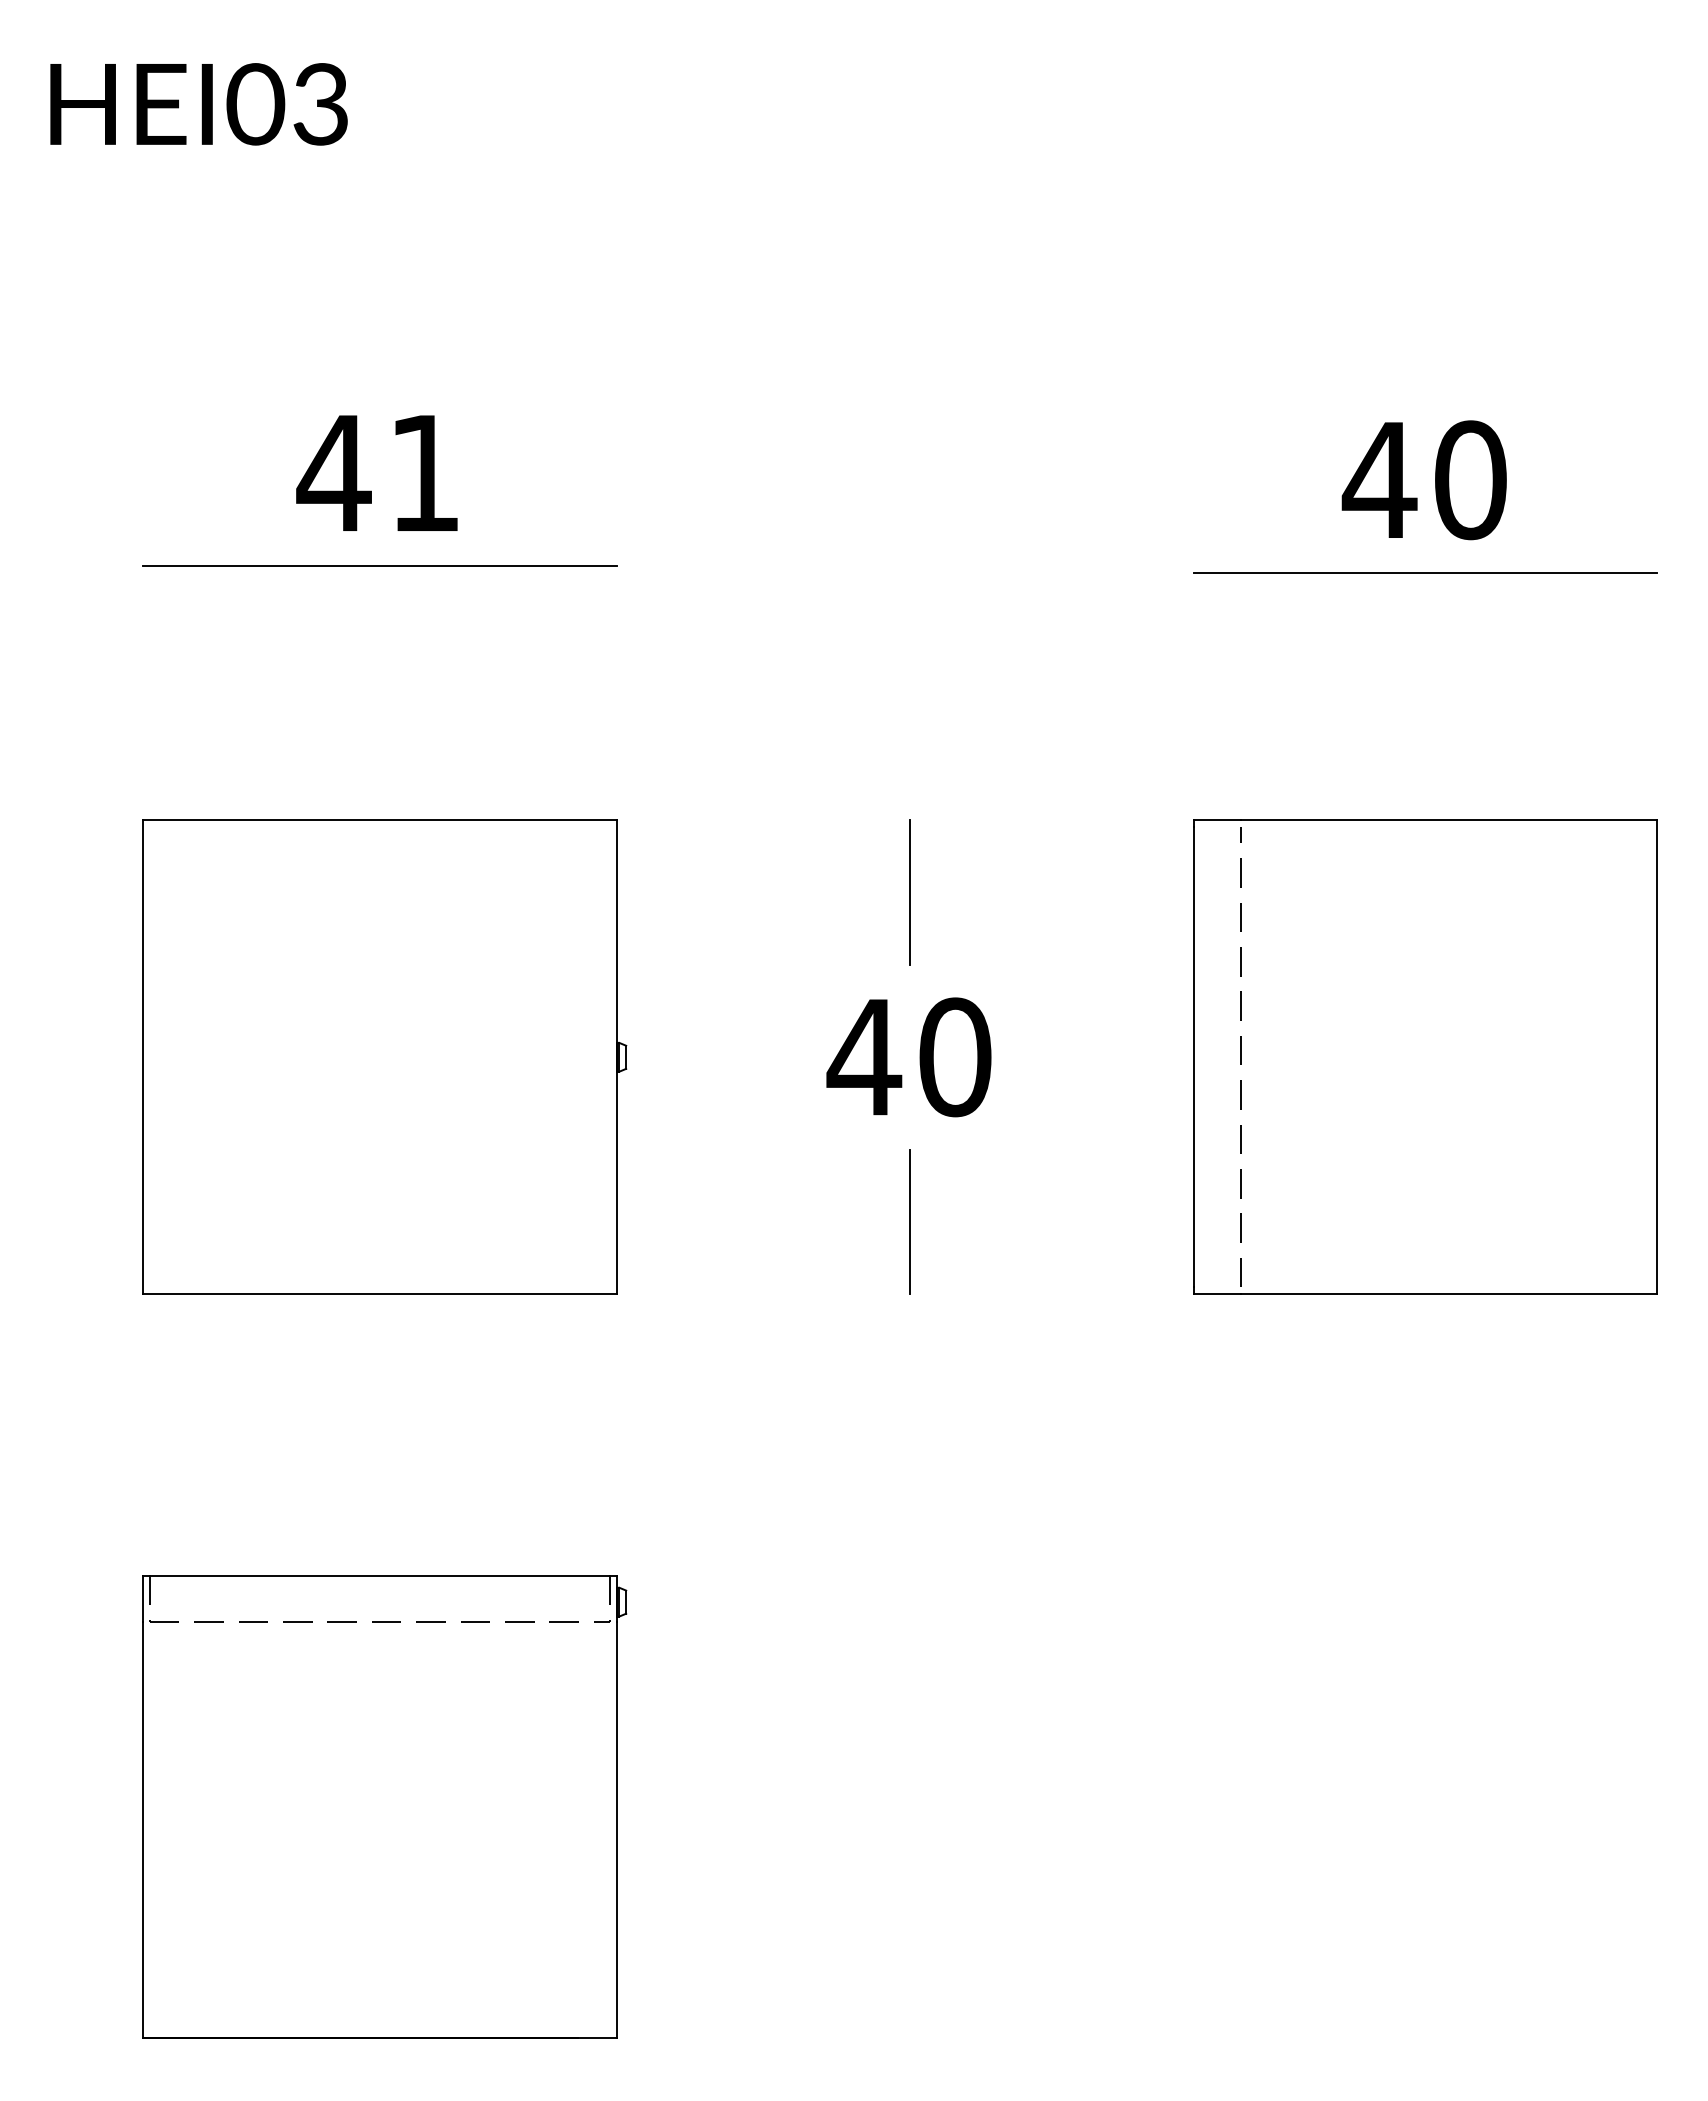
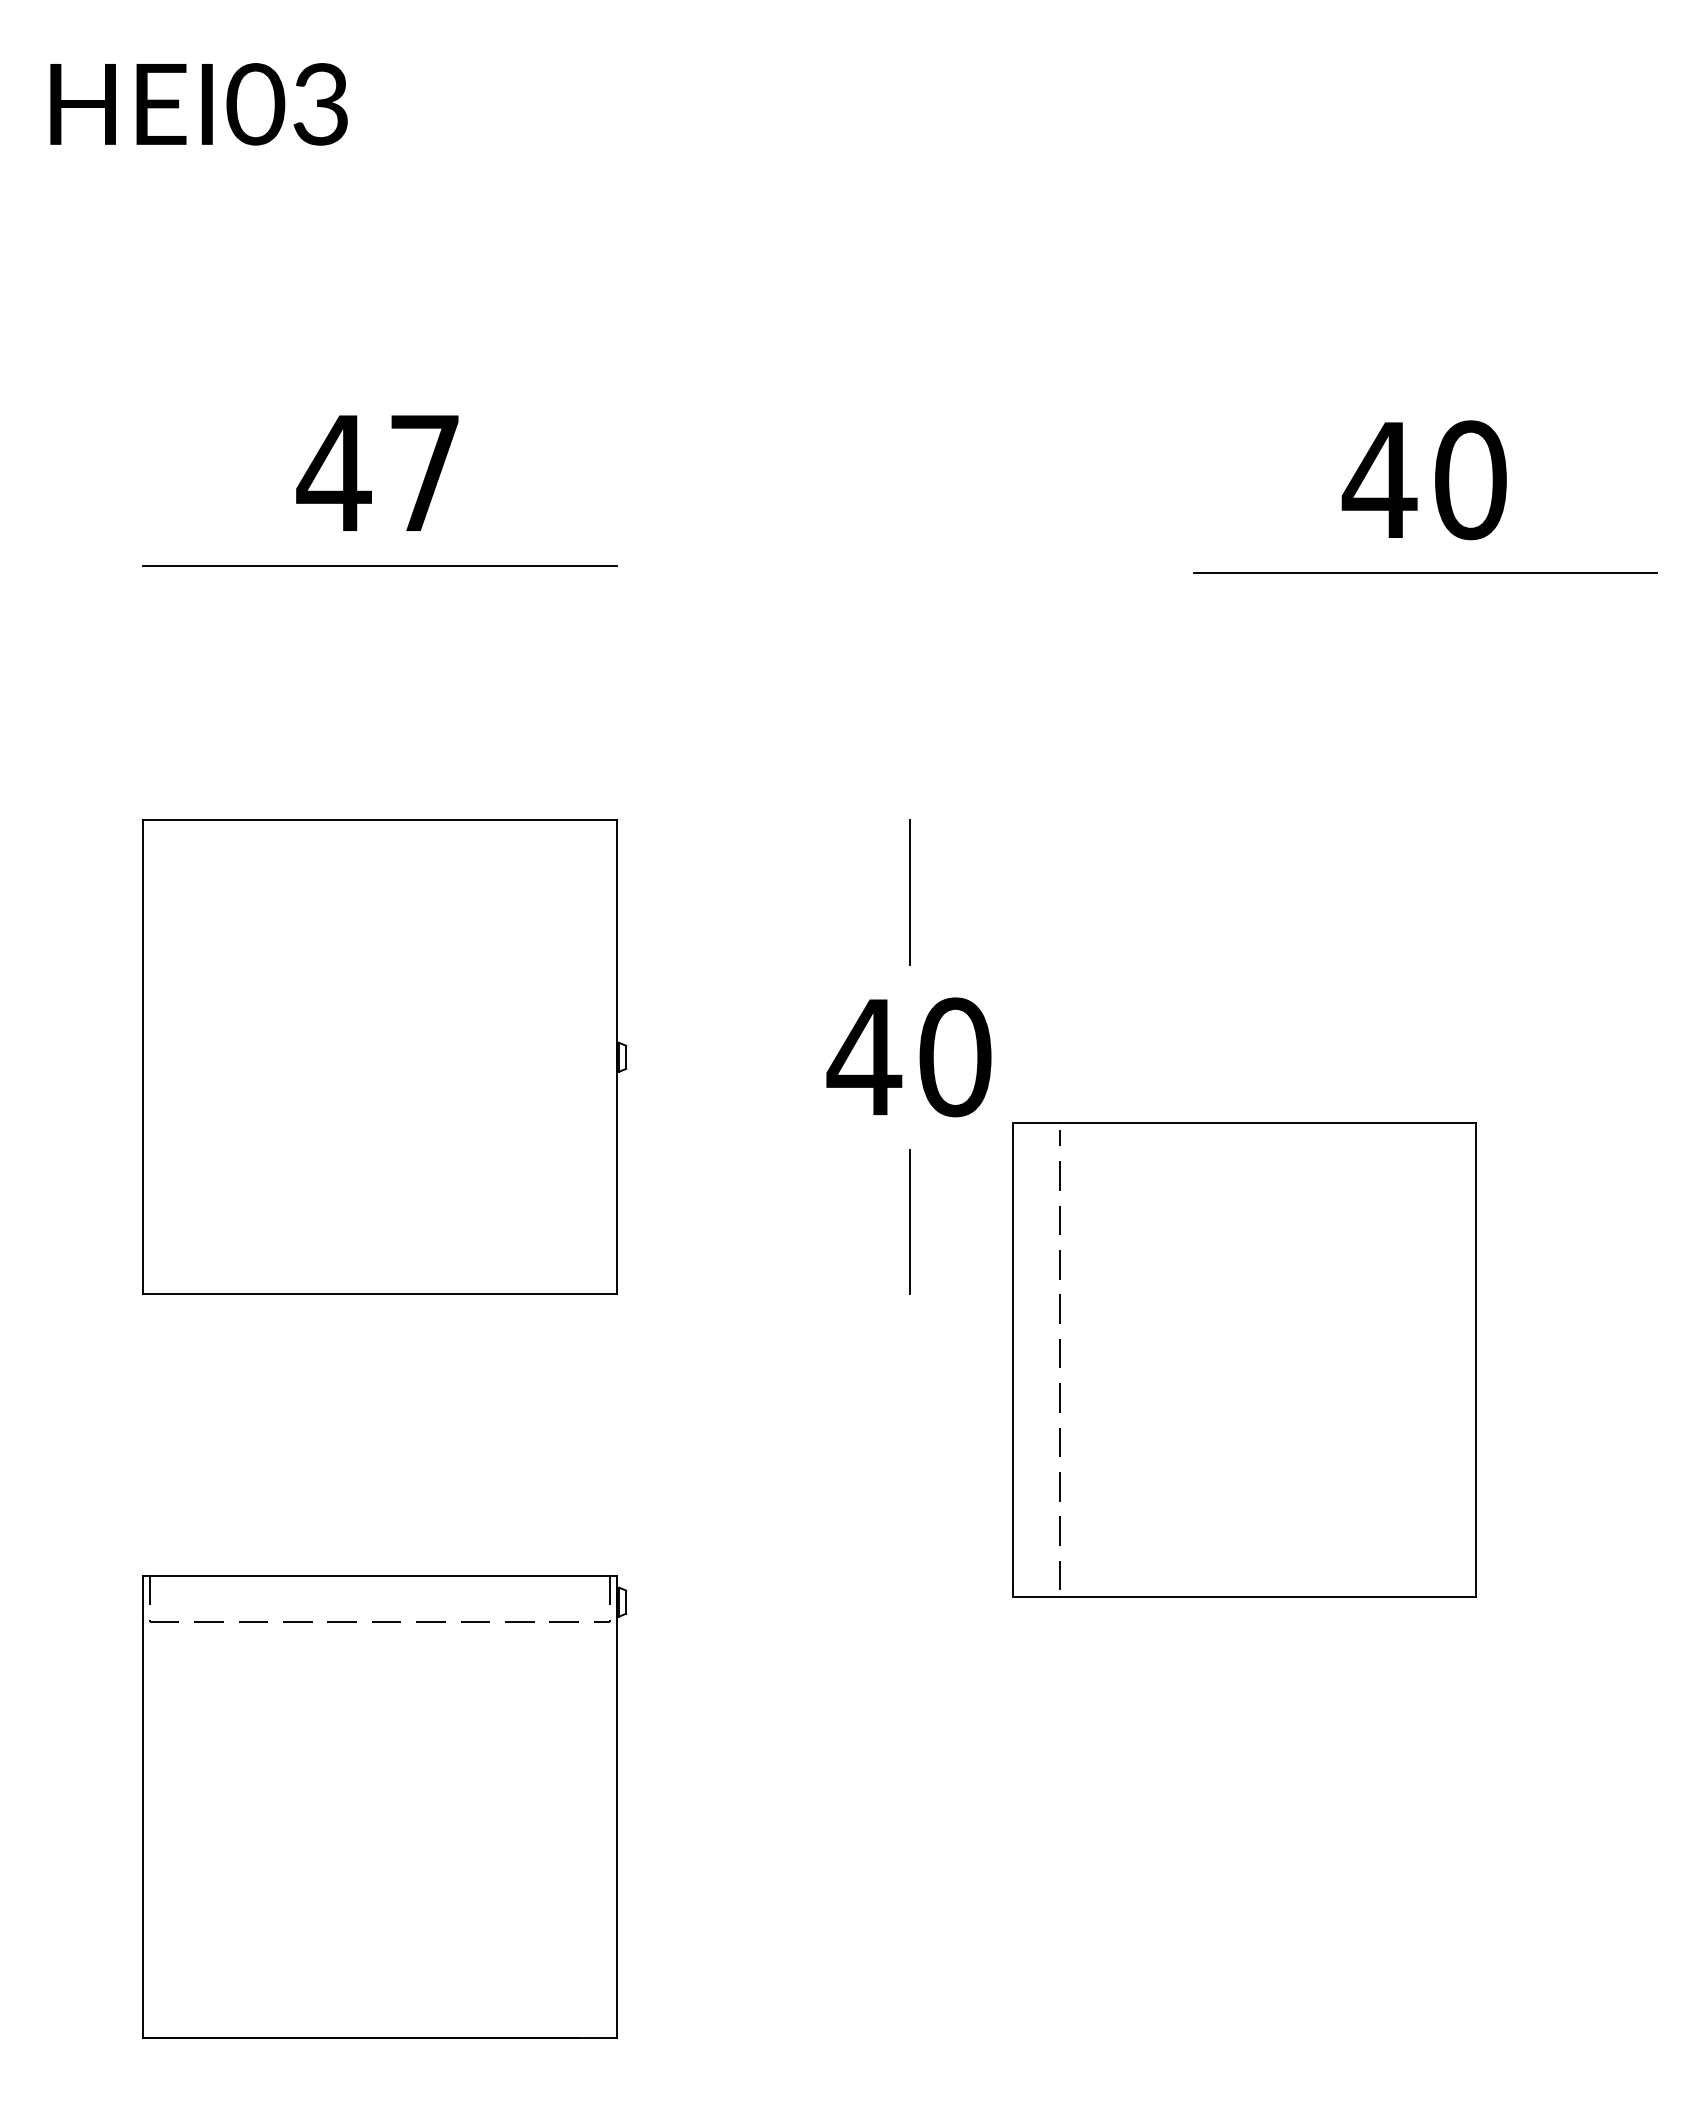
text: 41 -> 47 (424, 472)
part position: (1425, 1056) -> (1244, 1359) (1244, 1359)
